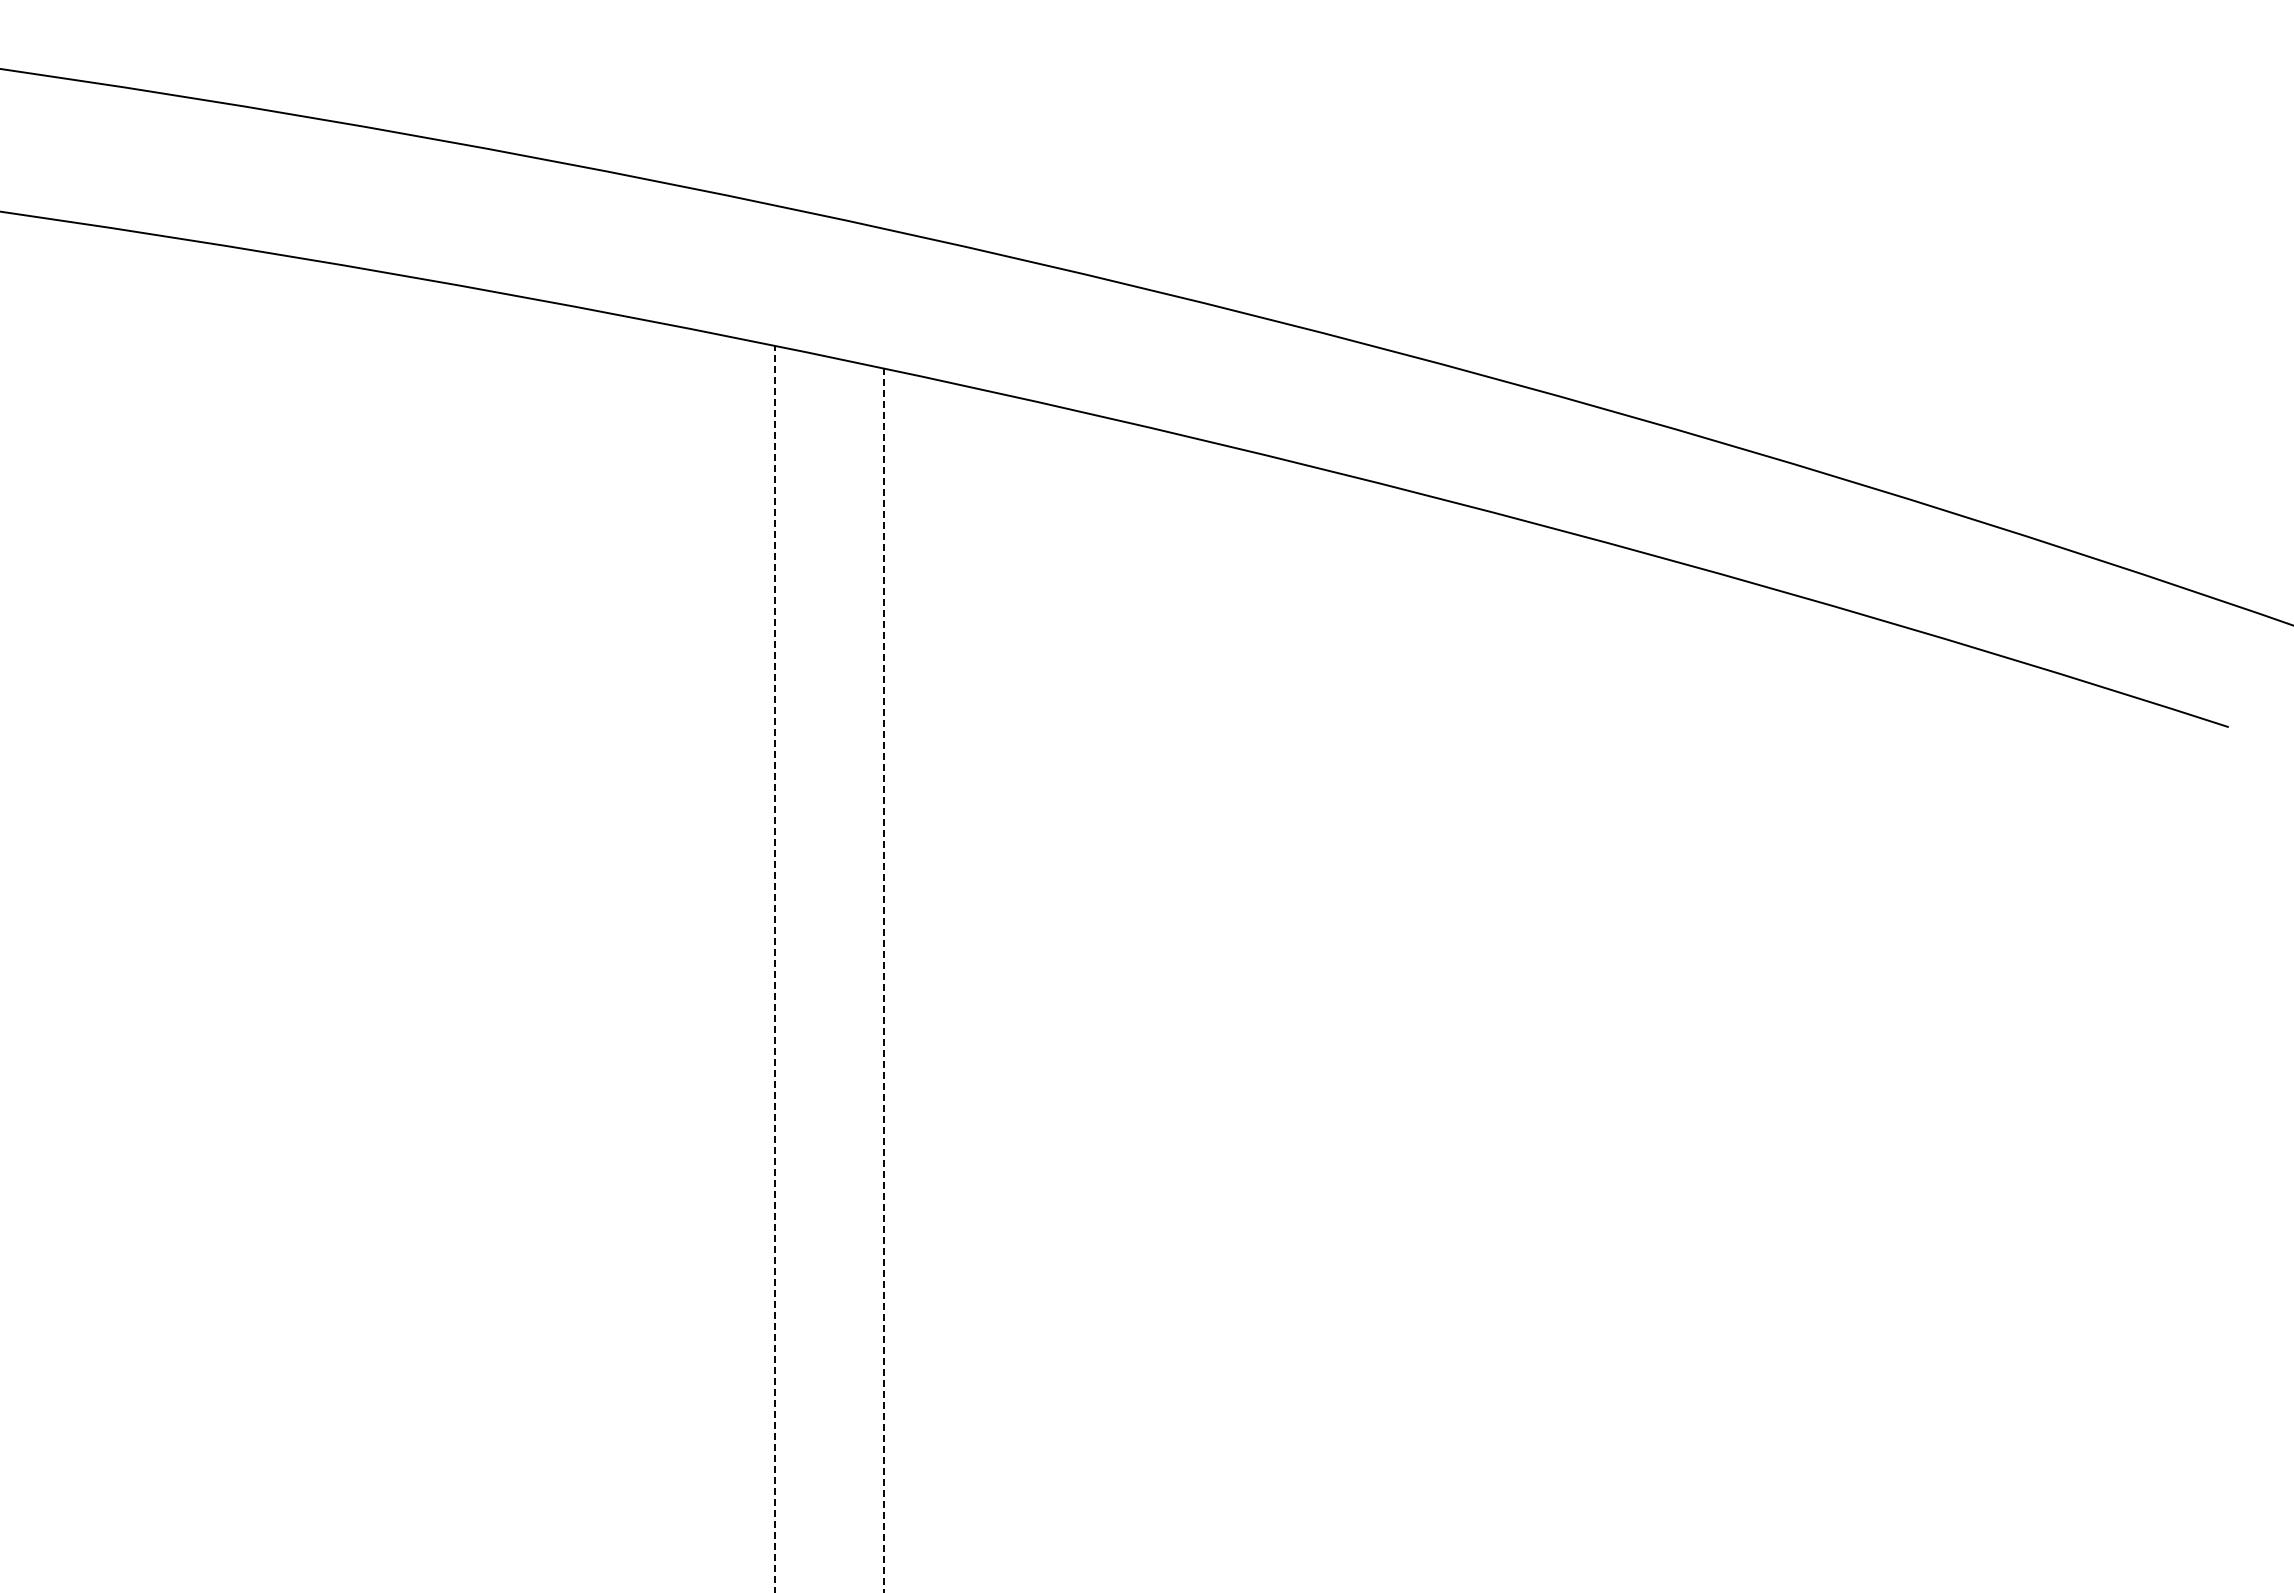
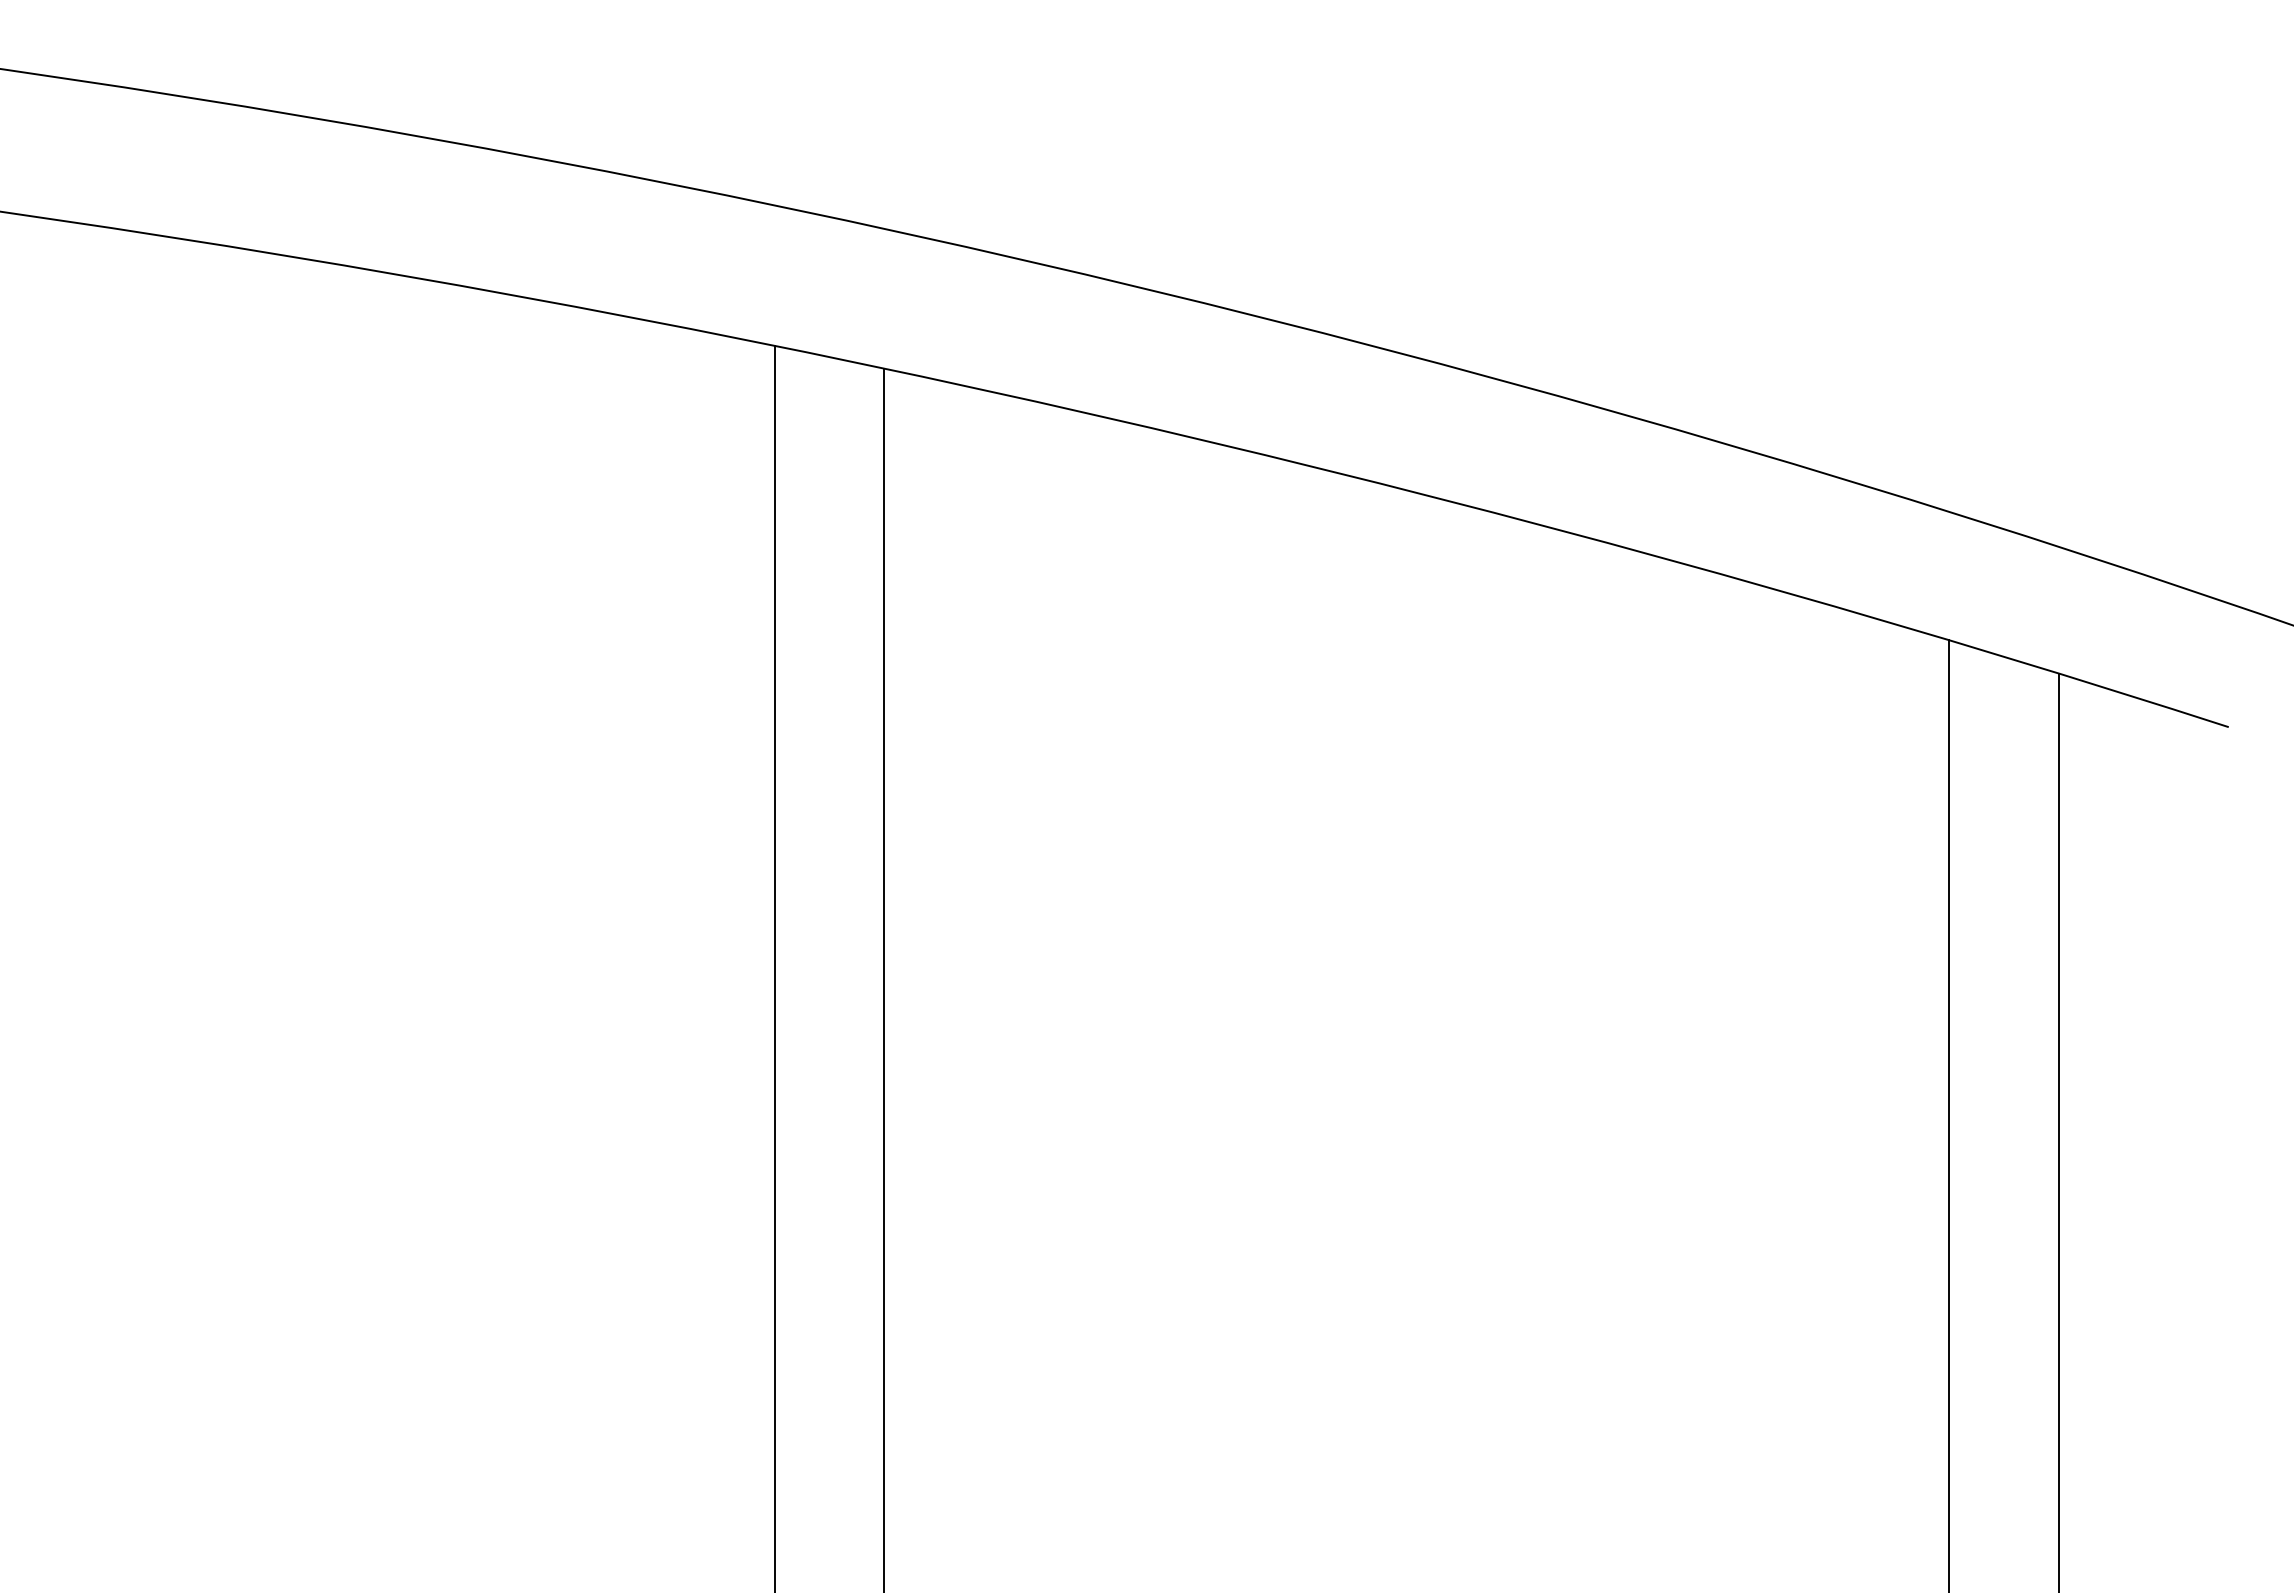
line: dashed -> solid (774, 968)
line: dashed -> solid (884, 980)
line: none -> present (1949, 1114)
line: none -> present (2058, 1131)
